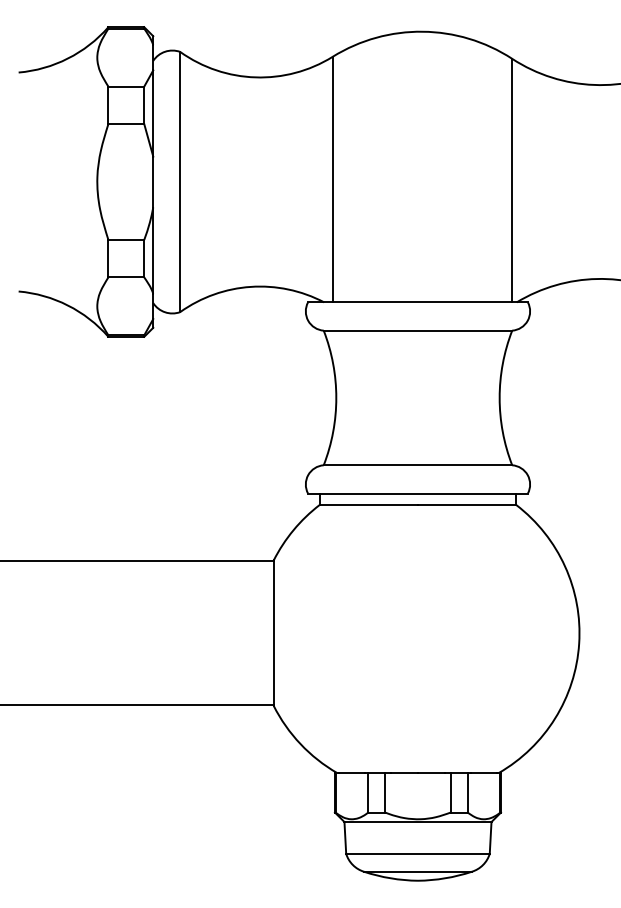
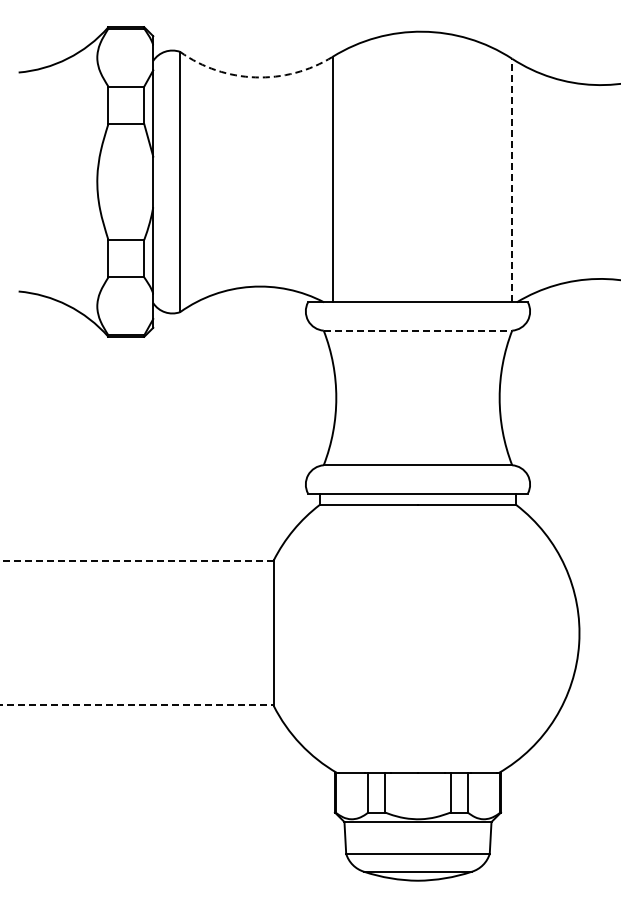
arc: solid -> dashed (255, 77)
line: solid -> dashed (512, 180)
line: solid -> dashed (418, 330)
line: solid -> dashed (136, 561)
line: solid -> dashed (137, 704)
